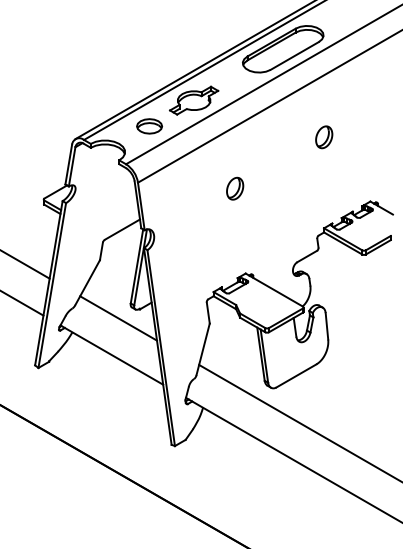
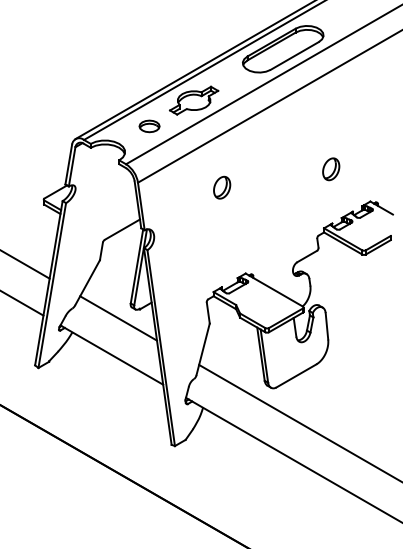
part size: 27x17 px -> 23x15 px (149, 126)
part position: (324, 137) -> (331, 169) (331, 169)
part position: (235, 188) -> (222, 187) (222, 187)
